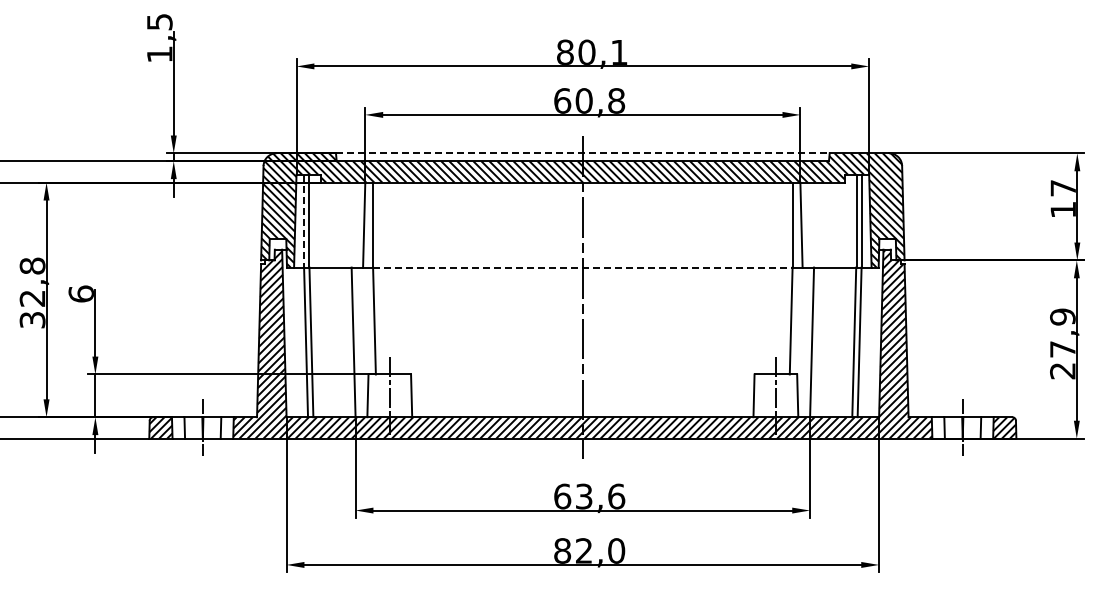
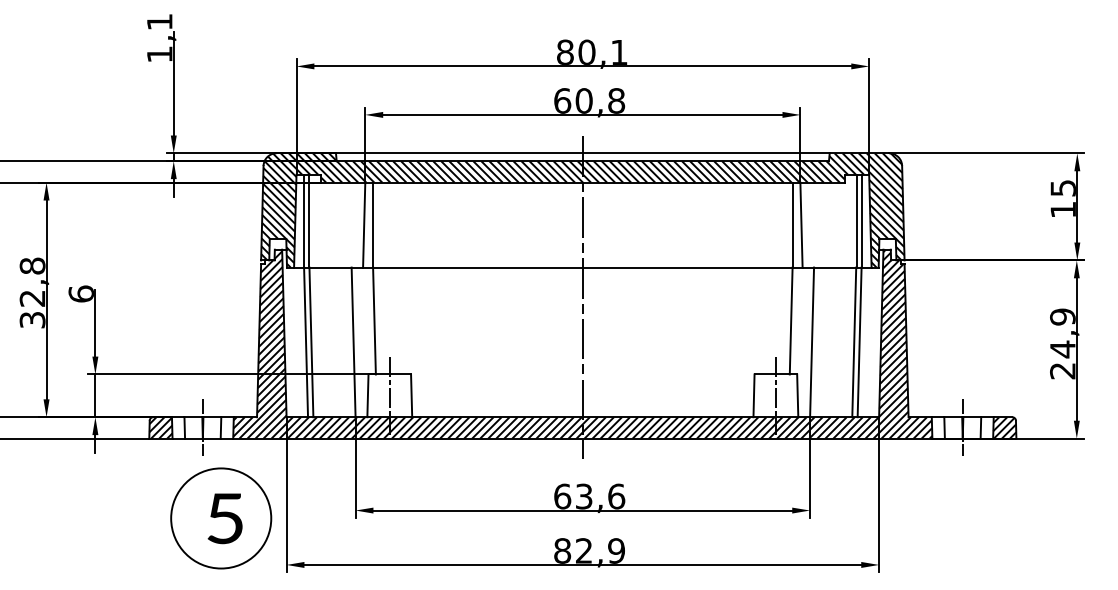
text: 1,5 -> 1,1 (159, 22)
line: dashed -> solid (582, 153)
text: 17 -> 15 (1062, 188)
line: dashed -> solid (303, 221)
line: dashed -> solid (583, 267)
text: 27,9 -> 24,9 (1062, 349)
part: none -> present (221, 518)
text: 82,0 -> 82,9 (616, 550)
